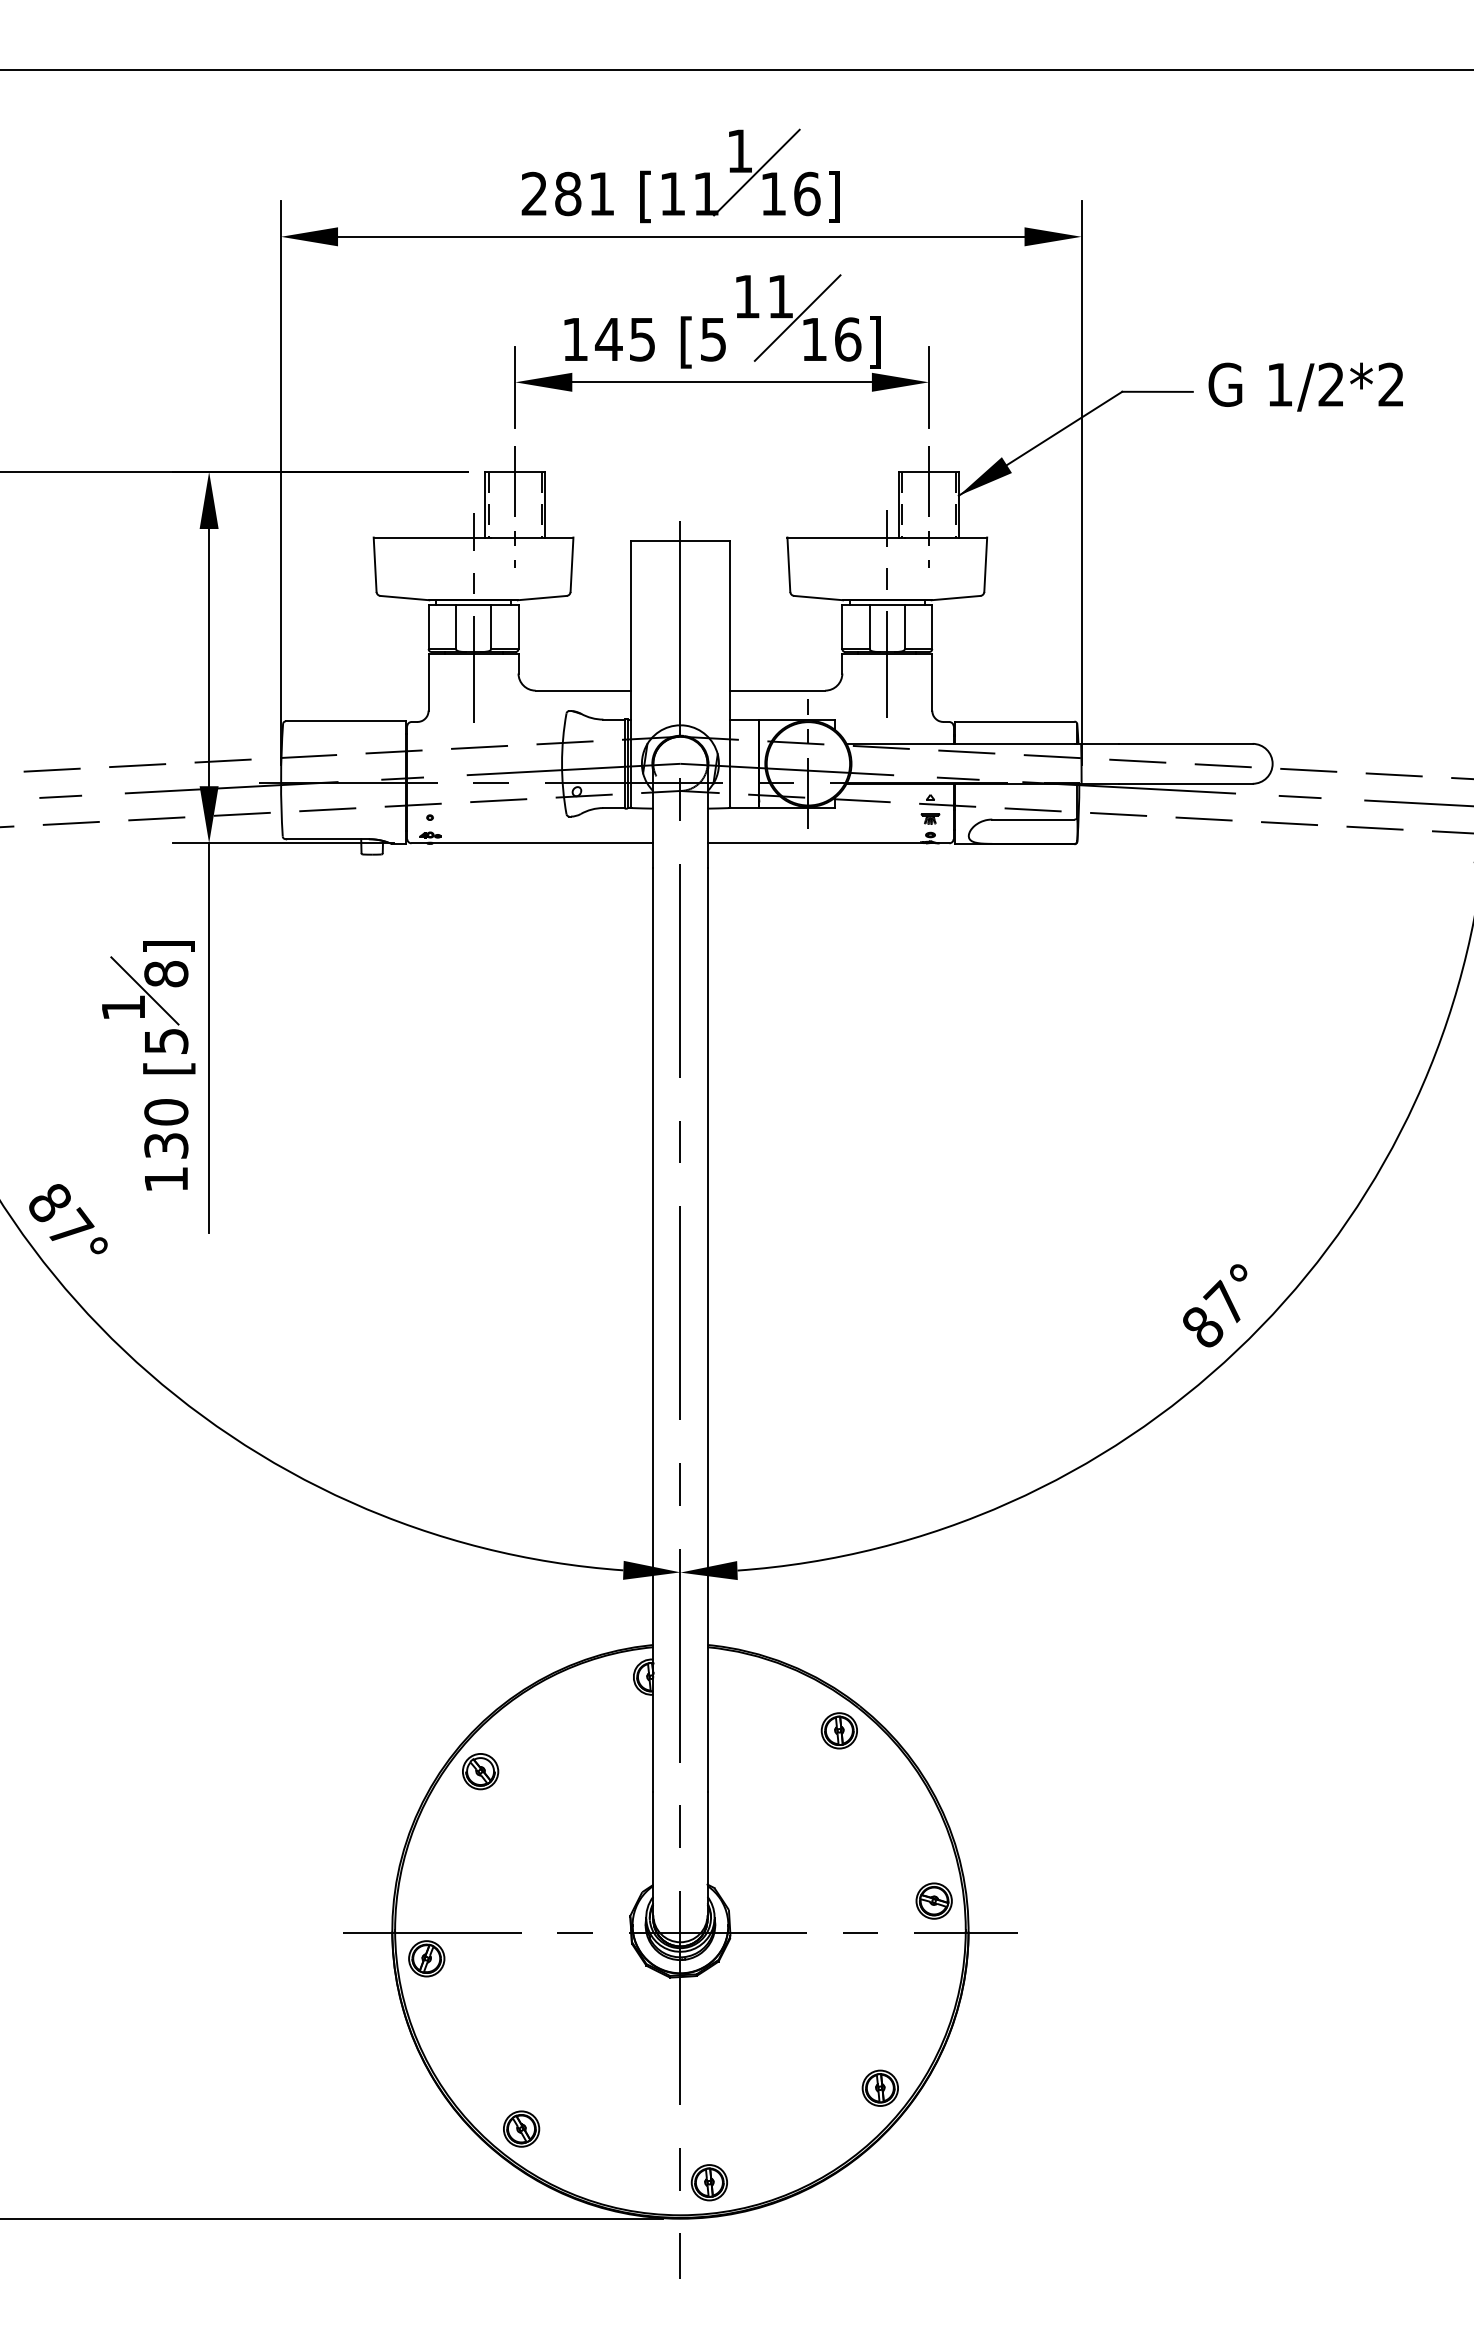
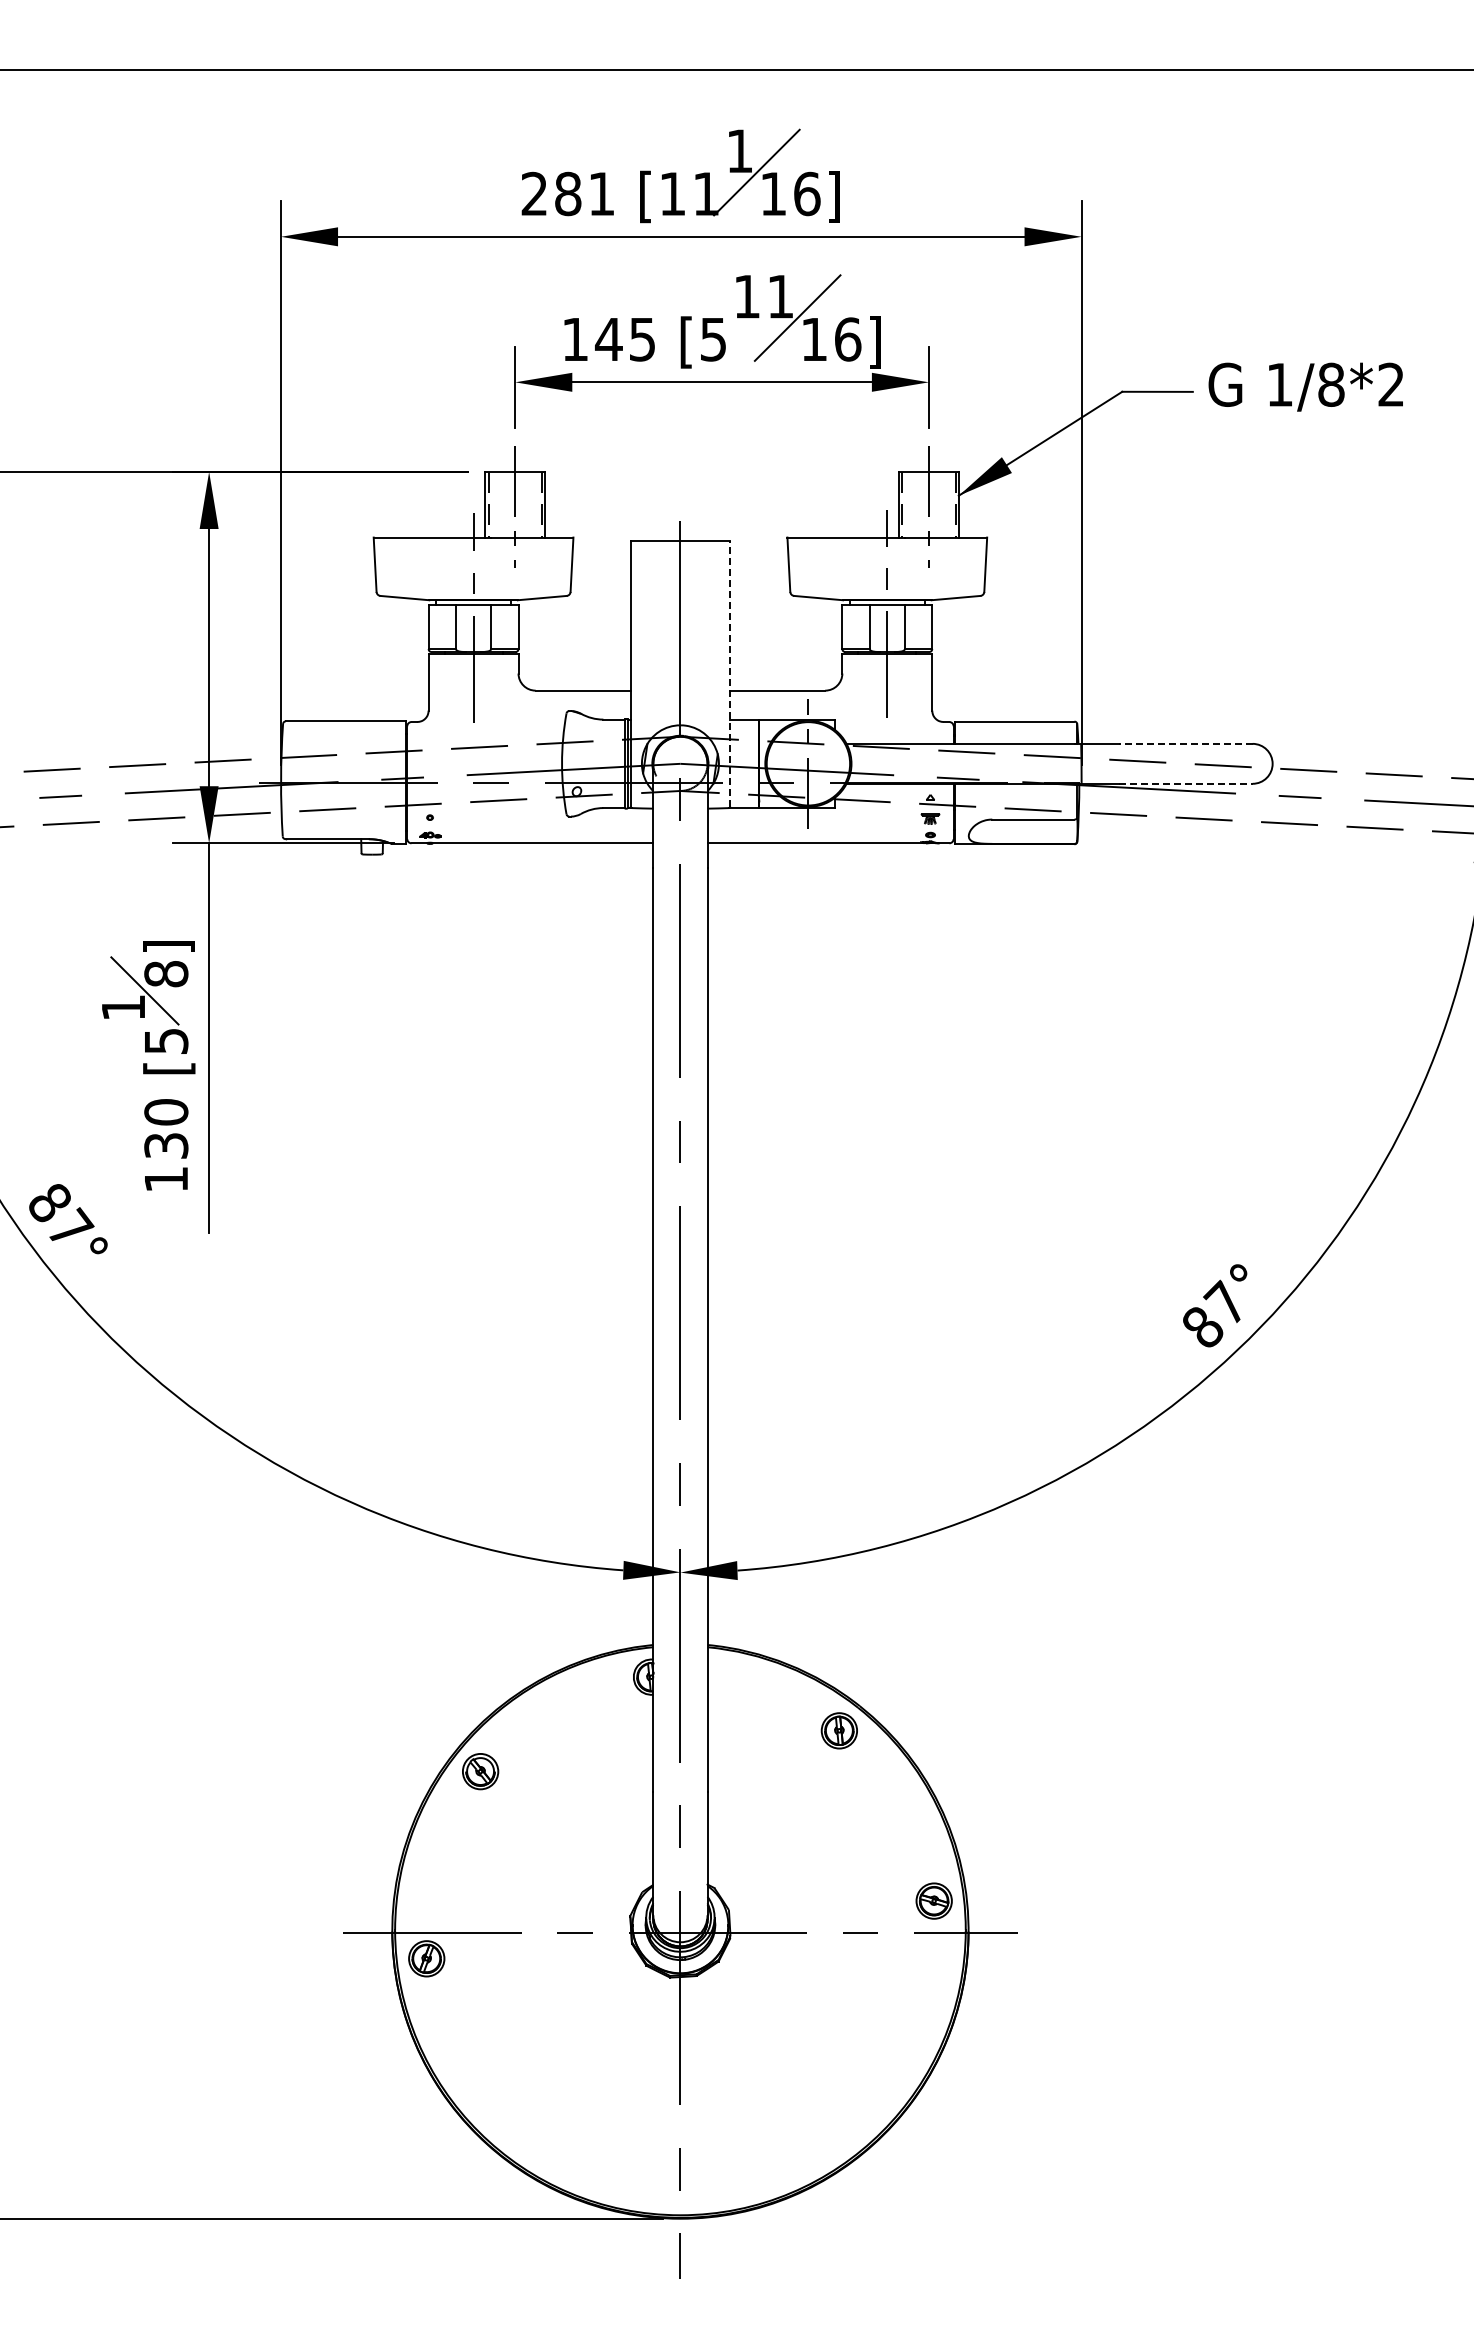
text: 1/2*2 -> 1/8*2 (1331, 384)
line: solid -> dashed (730, 673)
line: solid -> dashed (1186, 743)
line: solid -> dashed (1186, 783)
part: present -> none (879, 2087)
part: present -> none (521, 2128)
part: present -> none (708, 2182)
